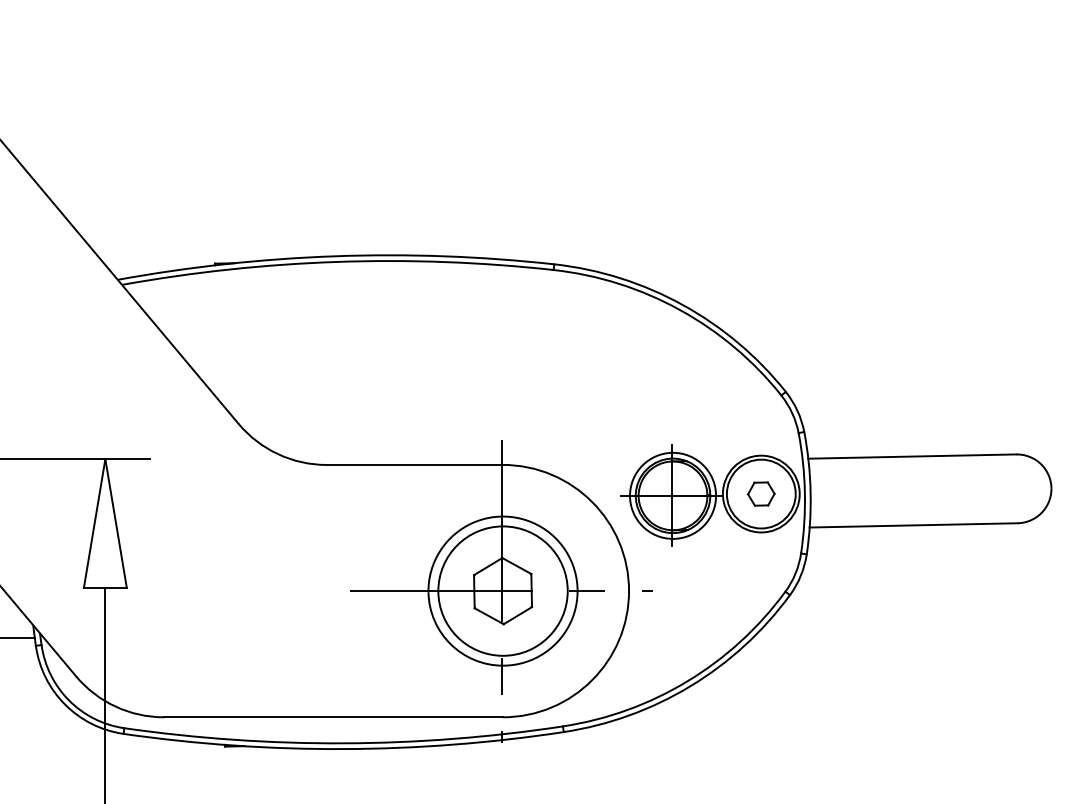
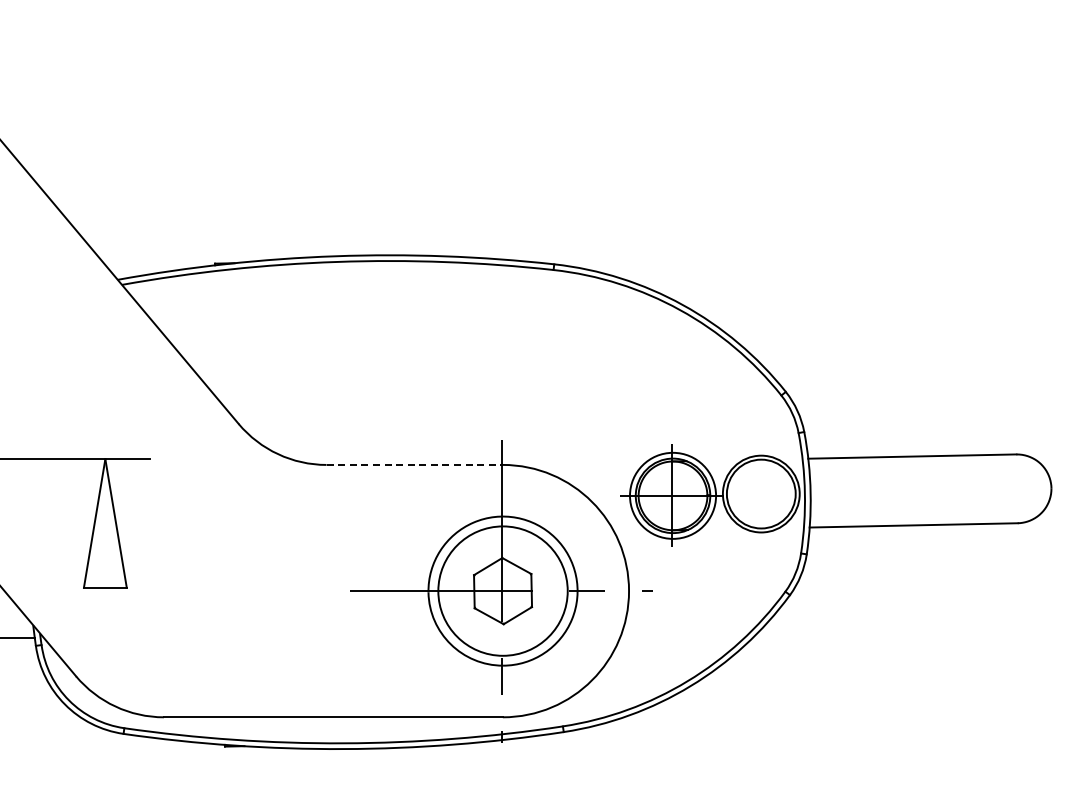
line: solid -> dashed (415, 464)
part: present -> none (761, 493)
line: present -> none (105, 693)
